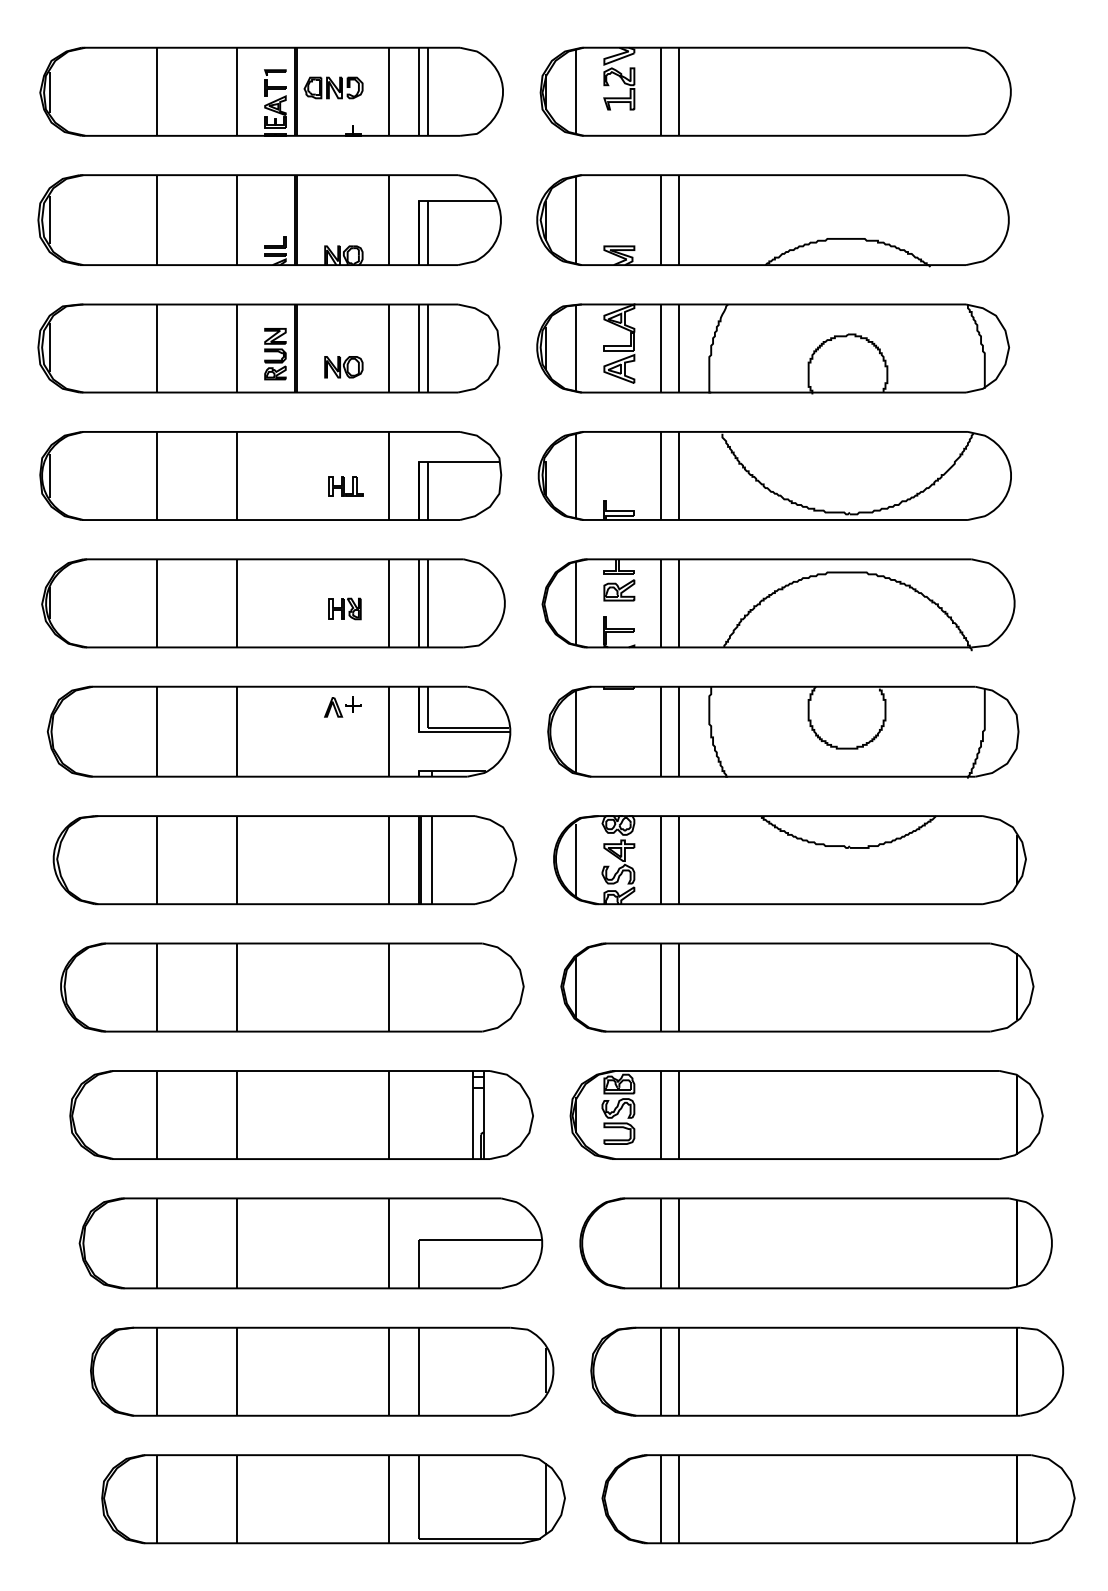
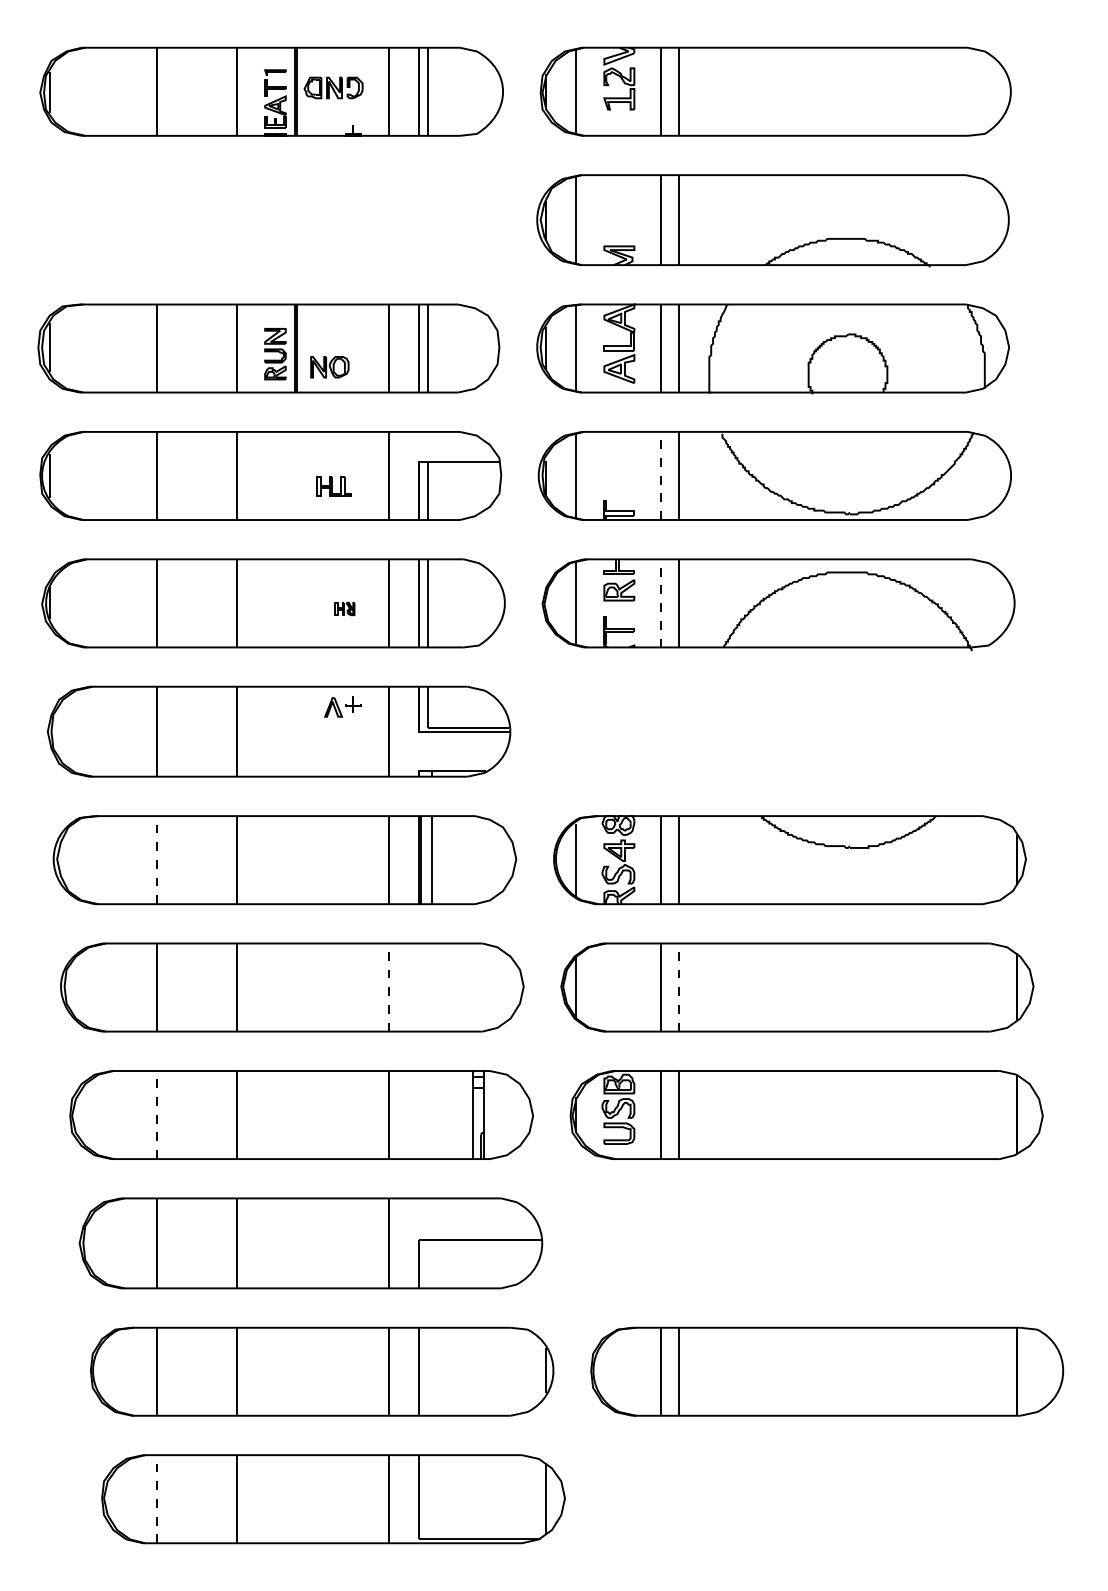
part: present -> none (269, 219)
part position: (343, 367) -> (329, 367) (329, 367)
line: solid -> dashed (660, 475)
part position: (345, 486) -> (333, 486) (333, 486)
line: solid -> dashed (660, 602)
part size: 34x24 px -> 22x16 px (344, 608)
part: present -> none (783, 731)
line: solid -> dashed (156, 859)
line: solid -> dashed (388, 987)
line: solid -> dashed (679, 987)
line: solid -> dashed (156, 1114)
part: present -> none (815, 1243)
line: solid -> dashed (156, 1498)
part: present -> none (838, 1499)
